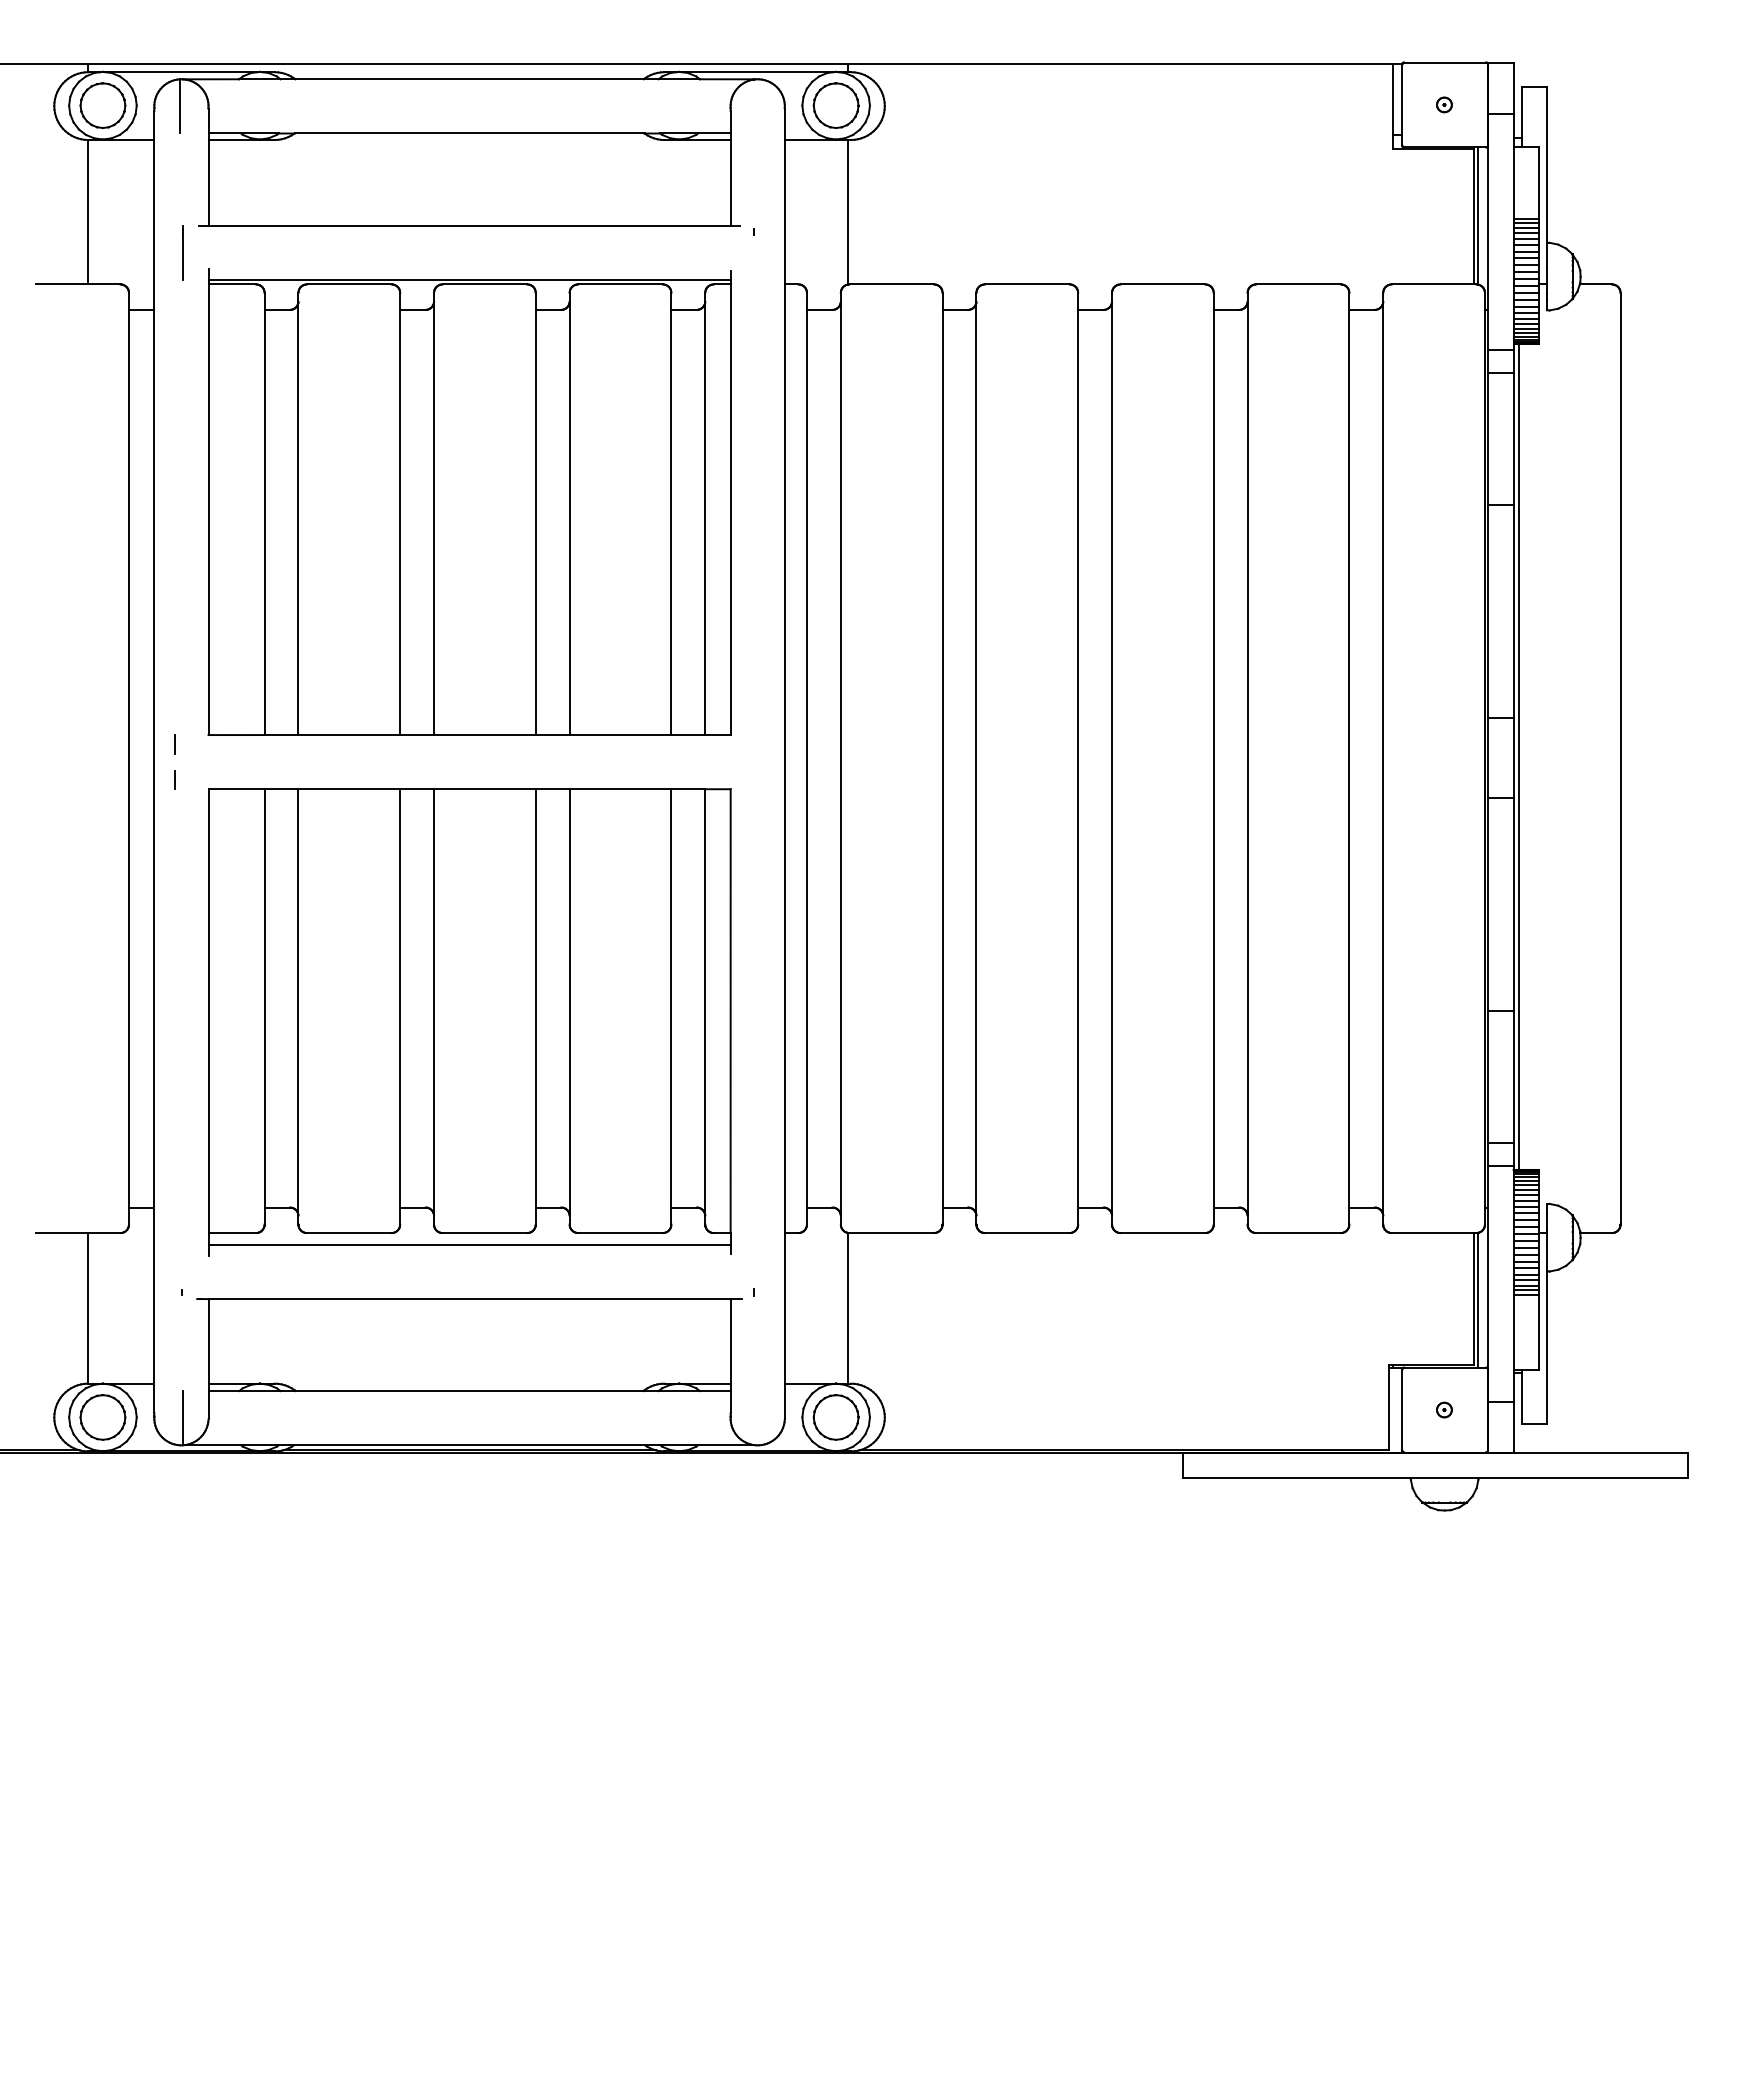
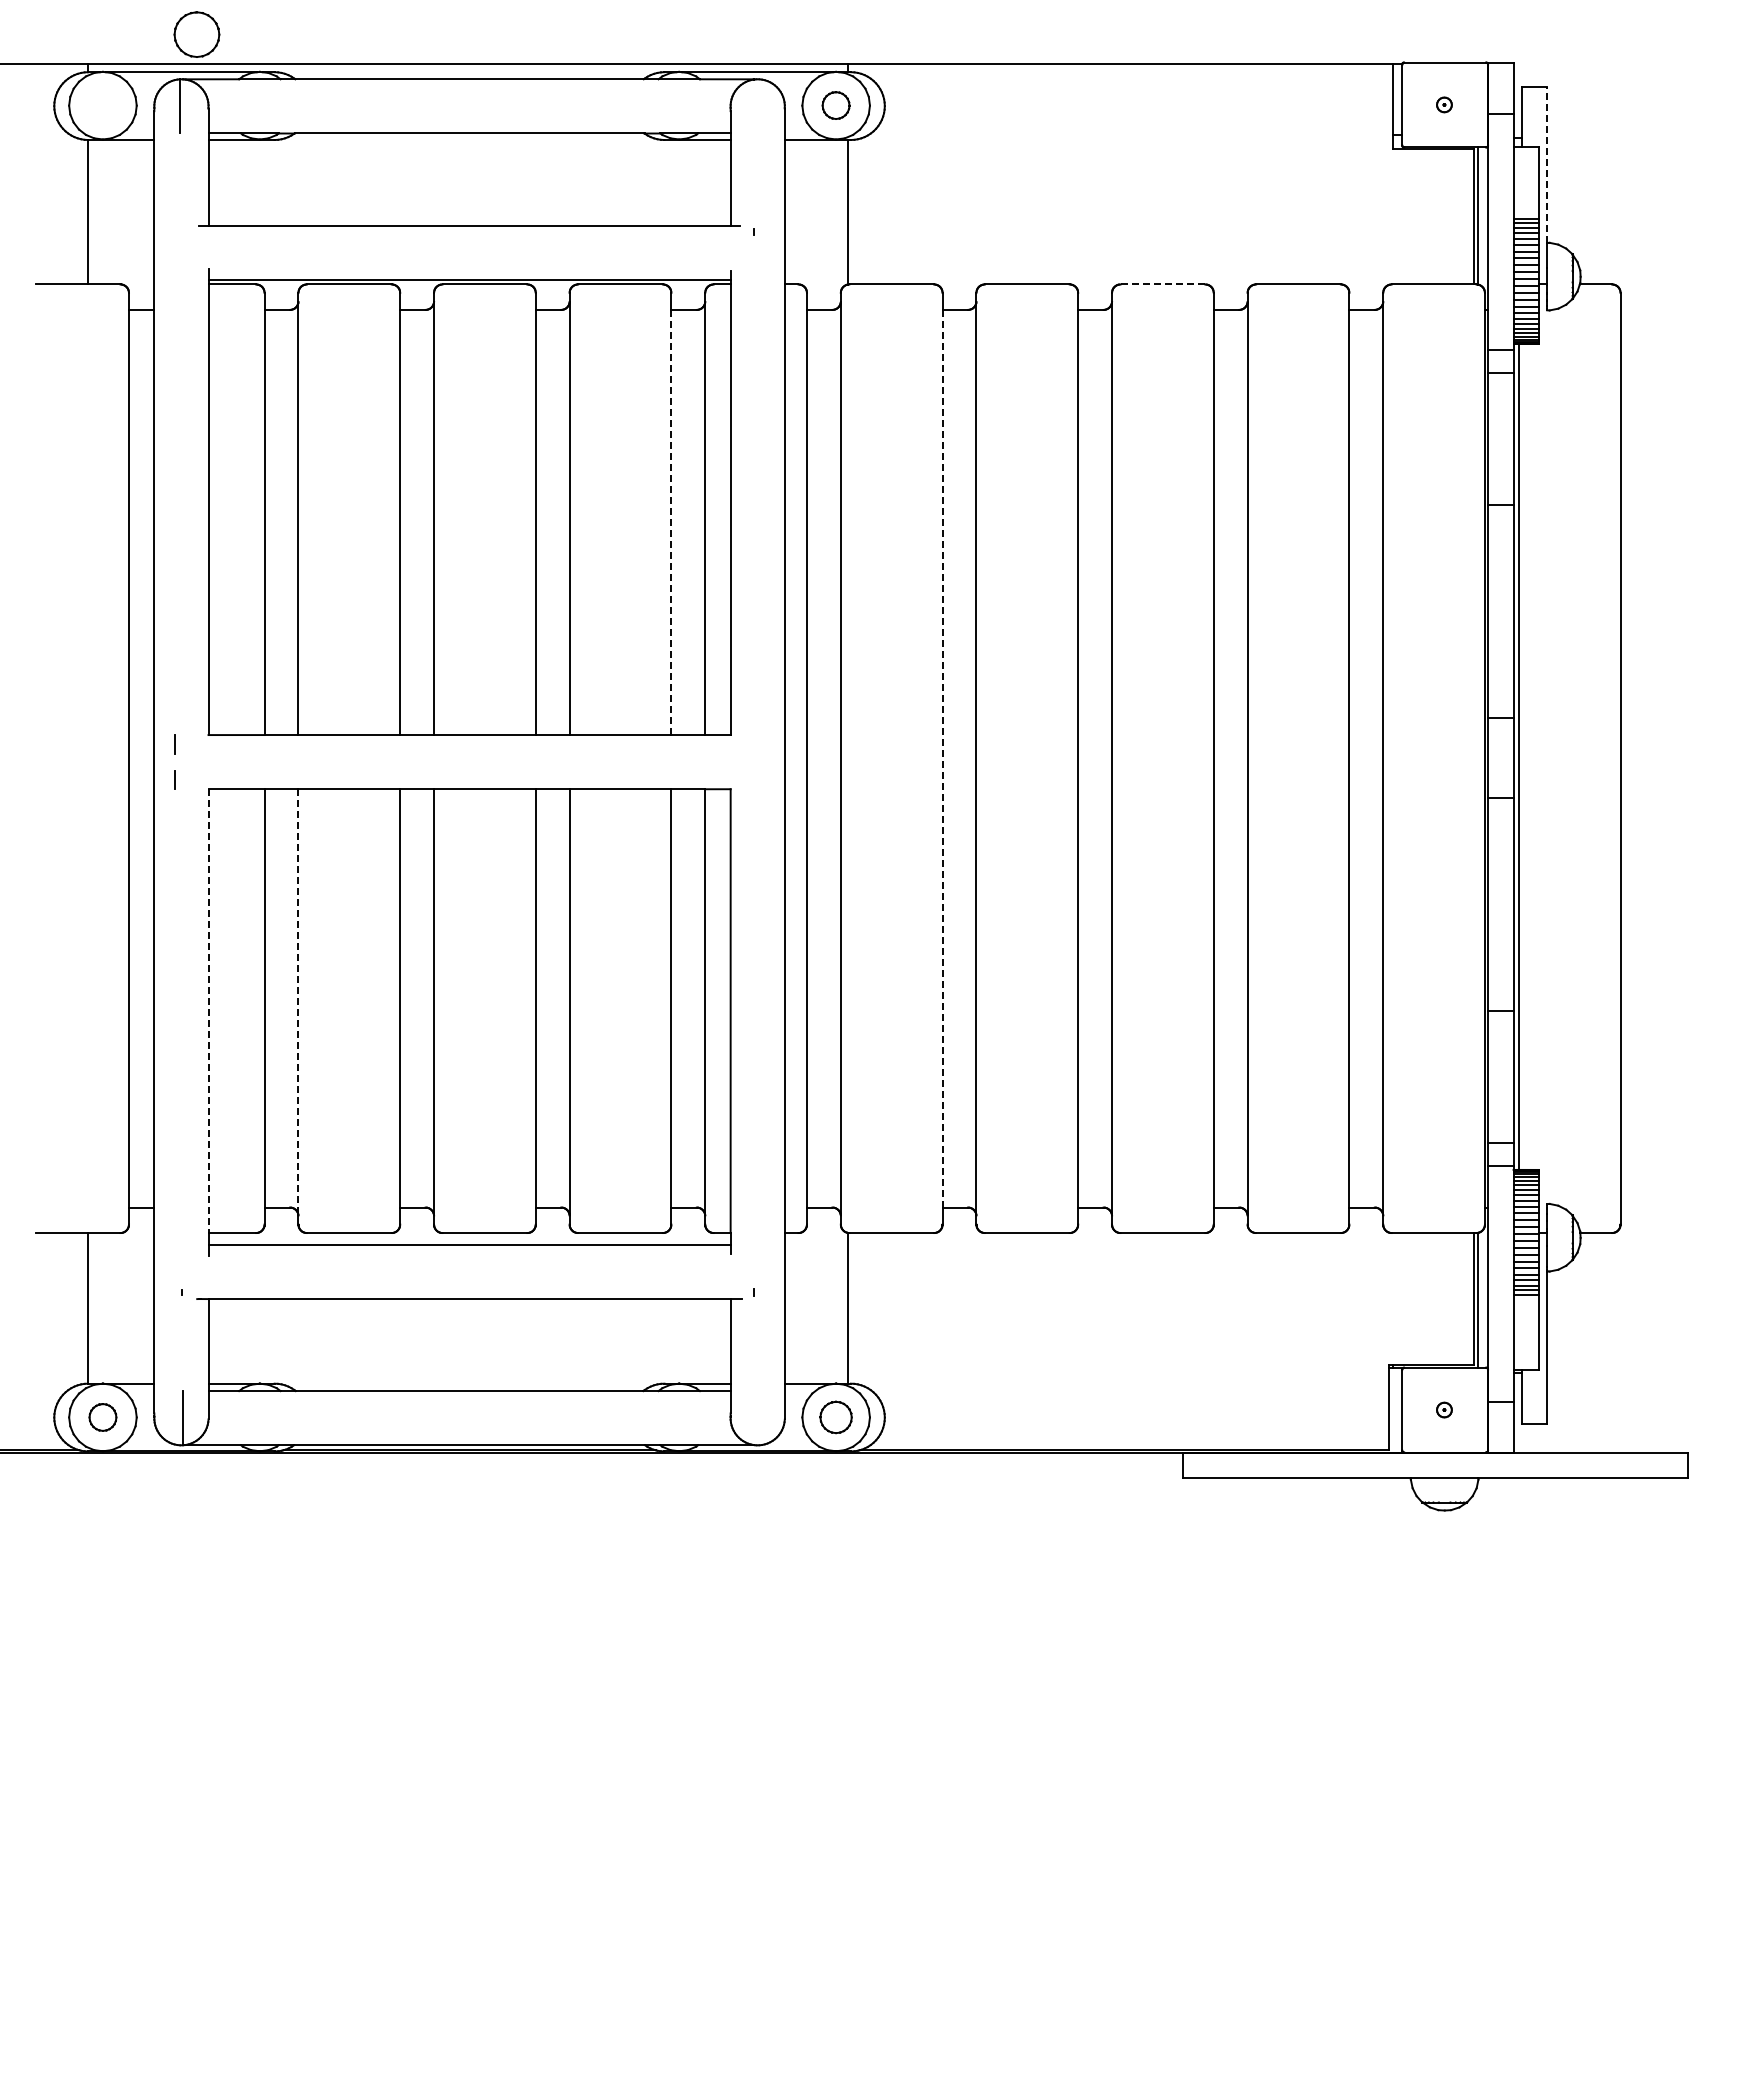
part position: (102, 105) -> (196, 34) (196, 34)
part size: 48x47 px -> 30x29 px (835, 105)
line: solid -> dashed (1547, 164)
line: present -> none (182, 252)
line: solid -> dashed (1162, 284)
line: solid -> dashed (671, 522)
line: solid -> dashed (942, 758)
line: solid -> dashed (298, 1002)
line: solid -> dashed (208, 1011)
part size: 48x47 px -> 30x29 px (102, 1417)
part size: 48x47 px -> 34x35 px (835, 1417)
